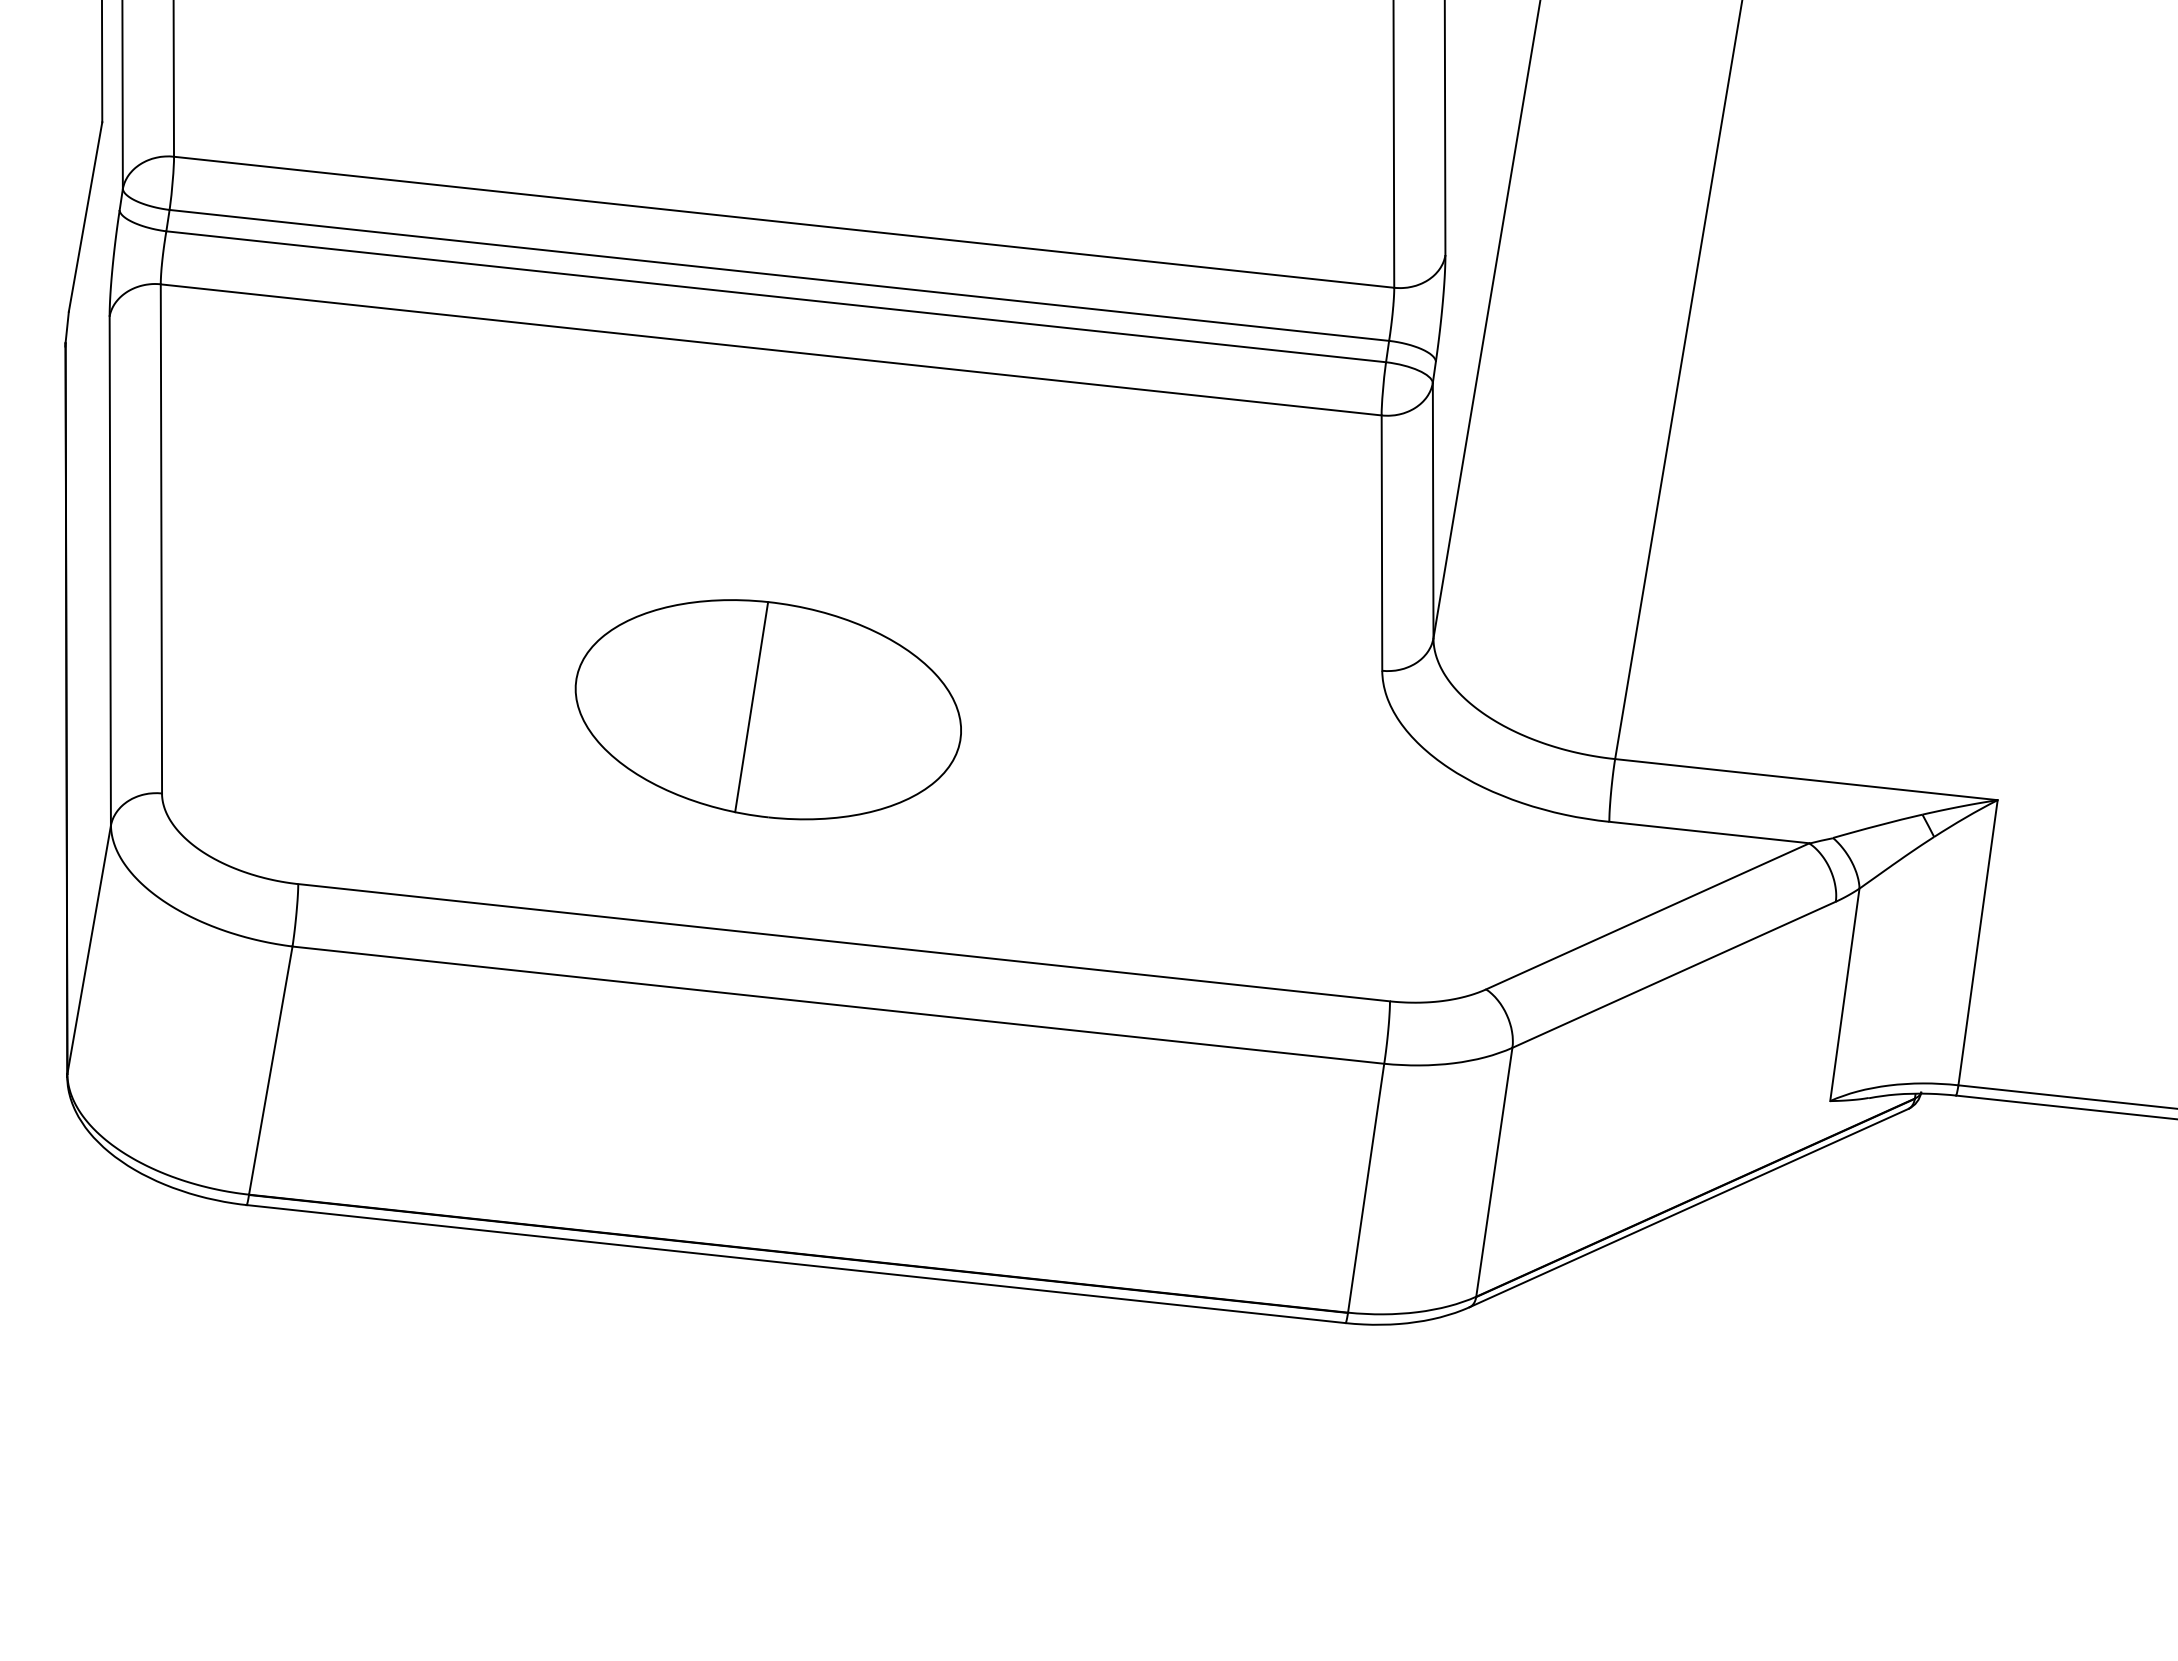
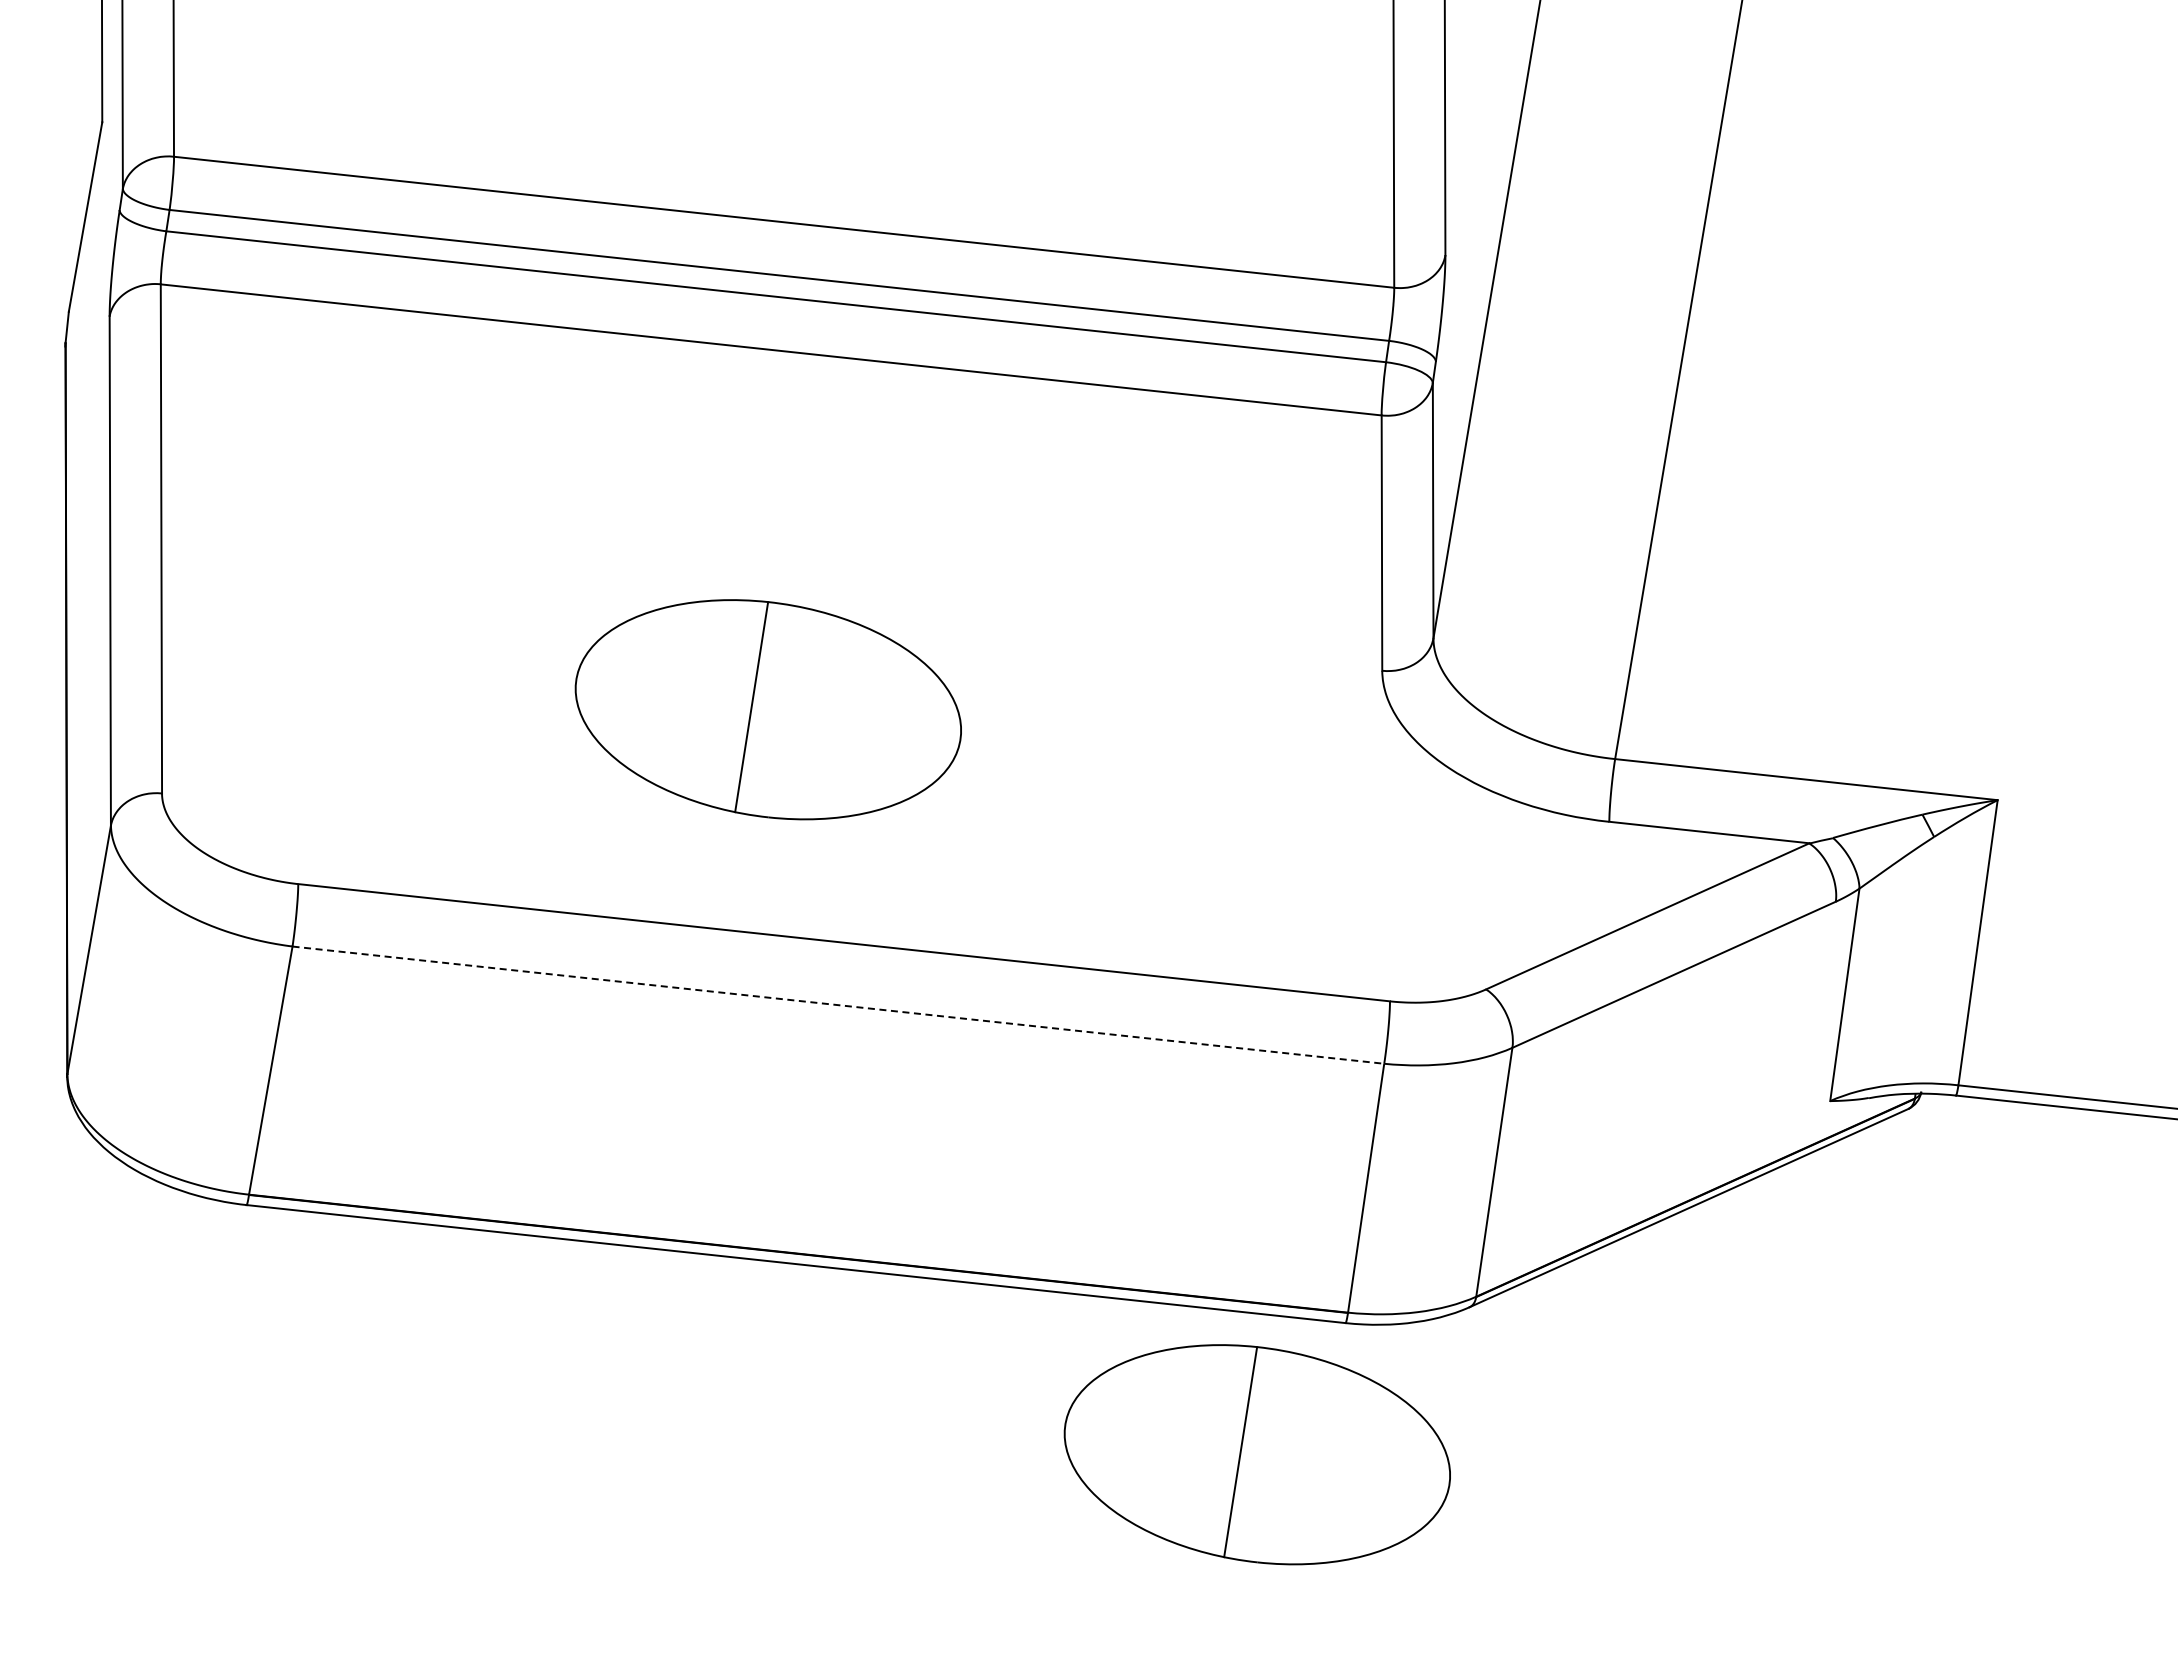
line: solid -> dashed (838, 1005)
part: none -> present (1256, 1454)
